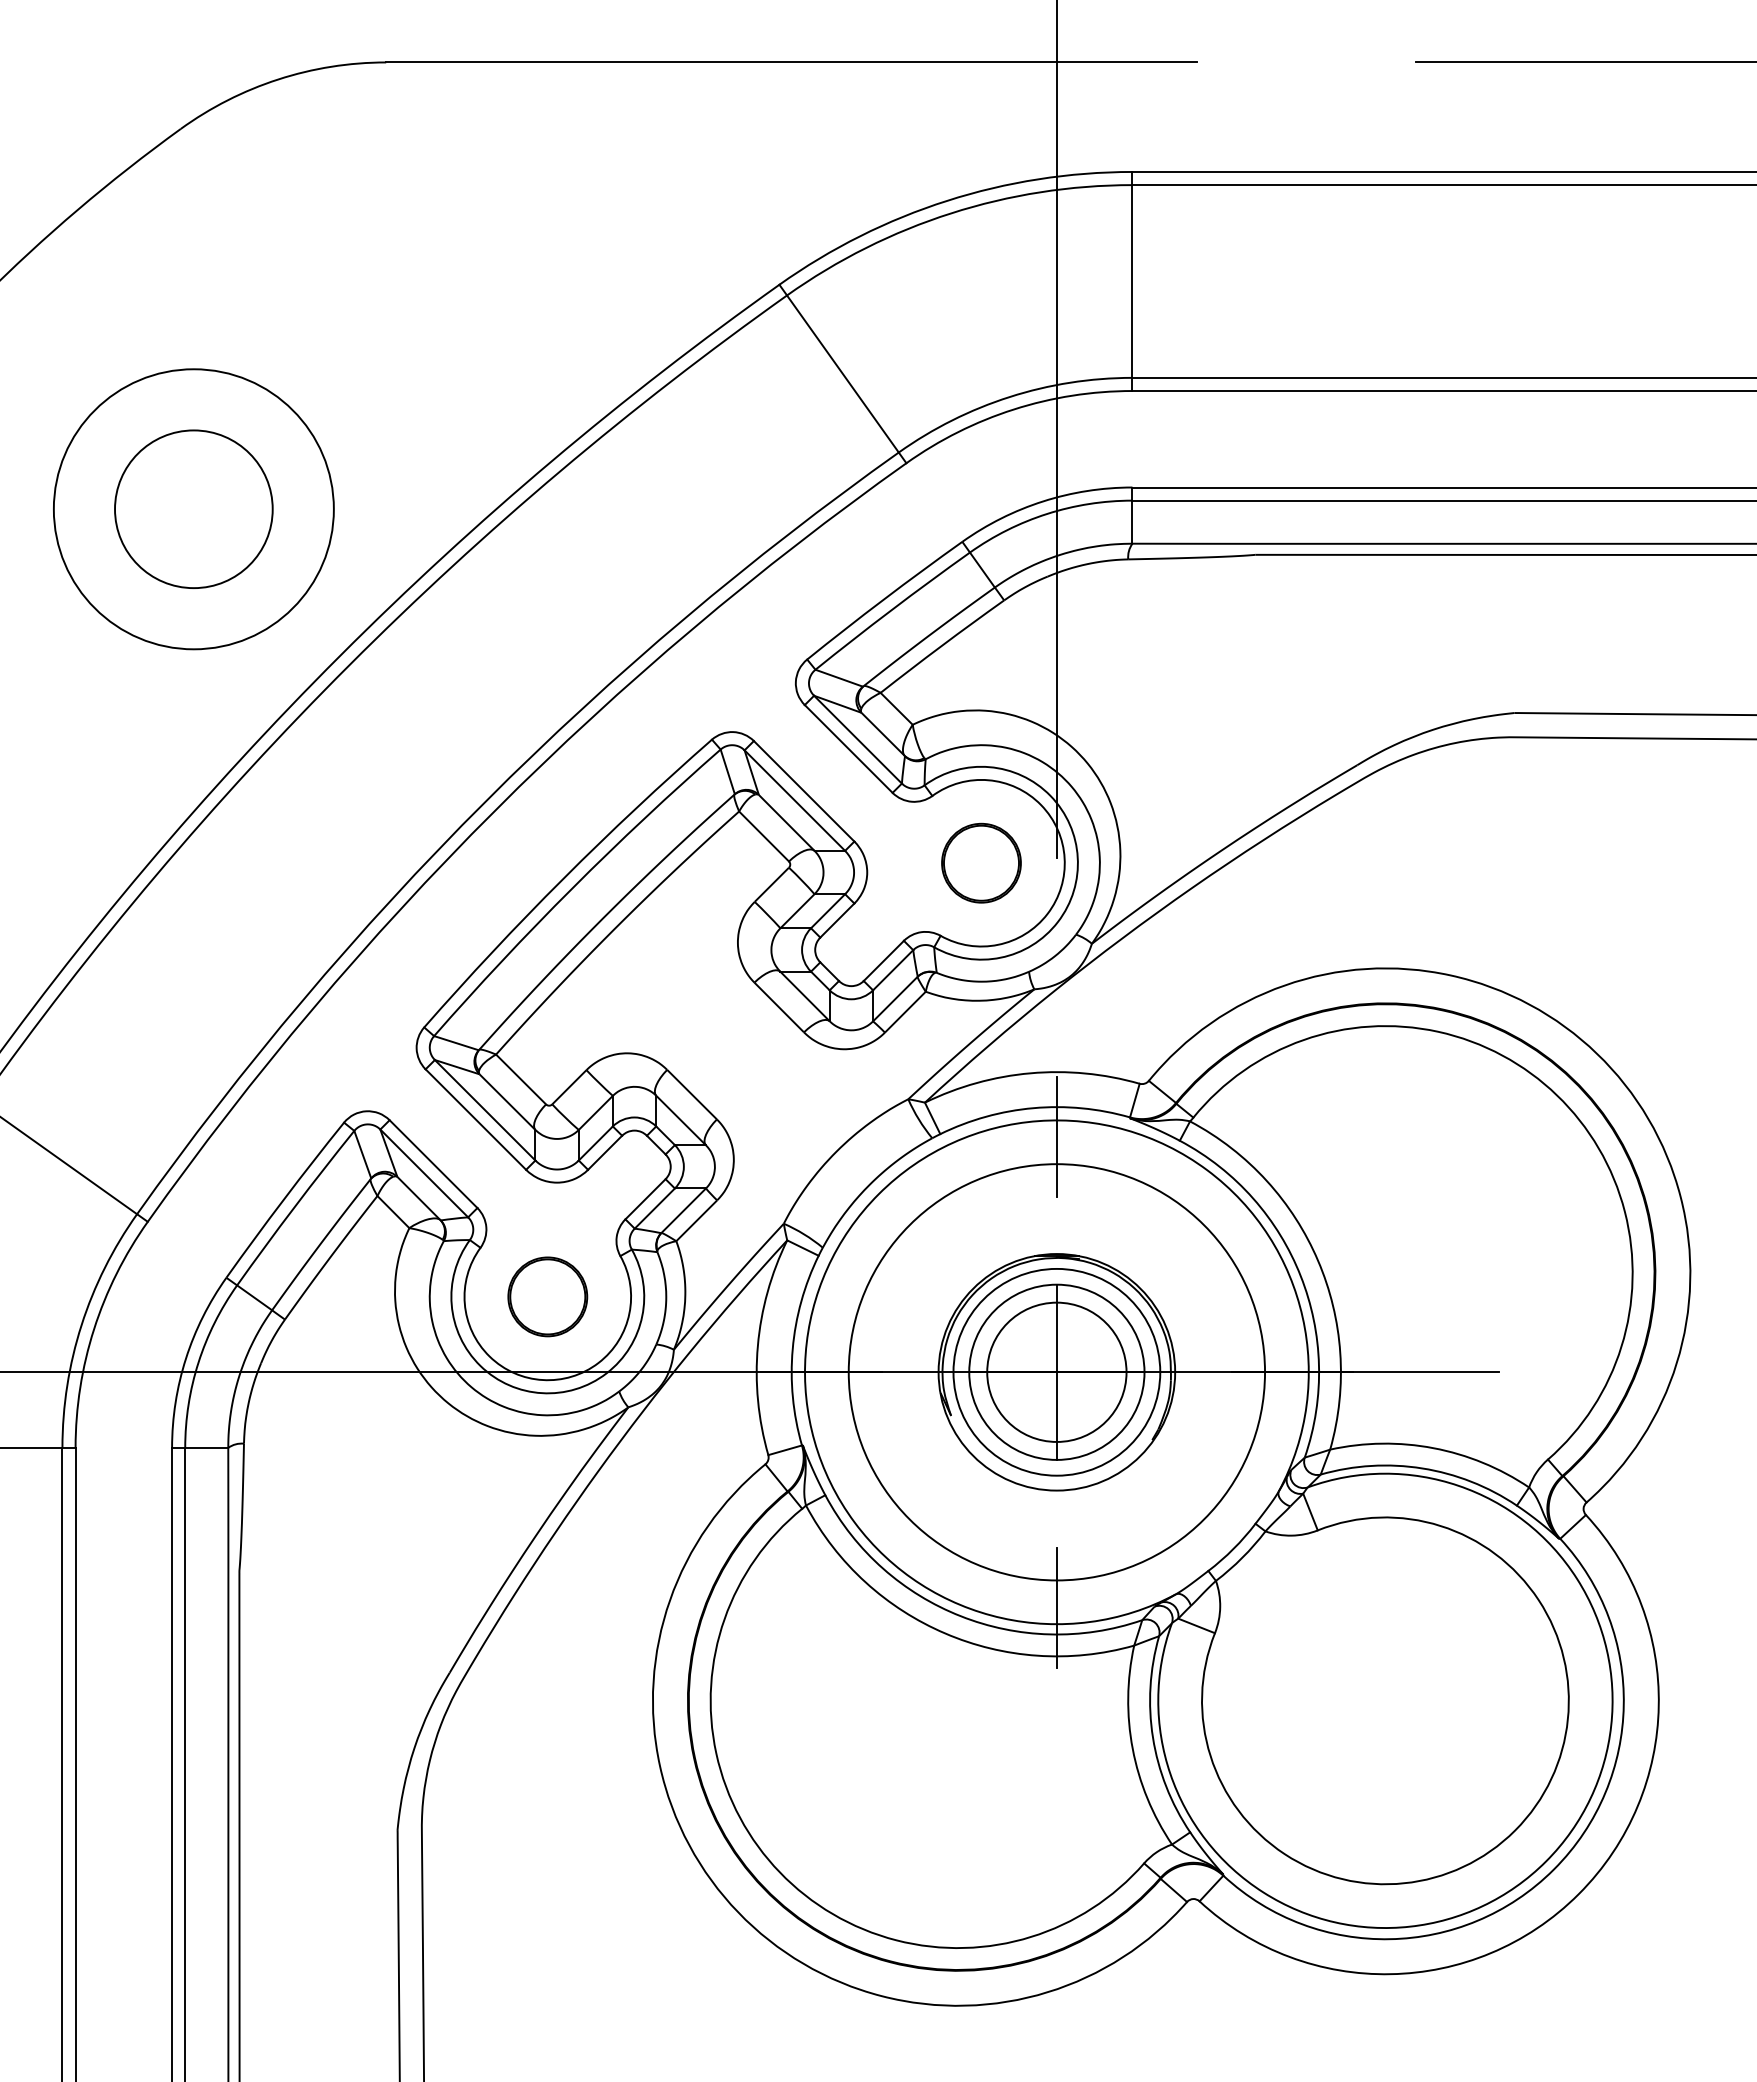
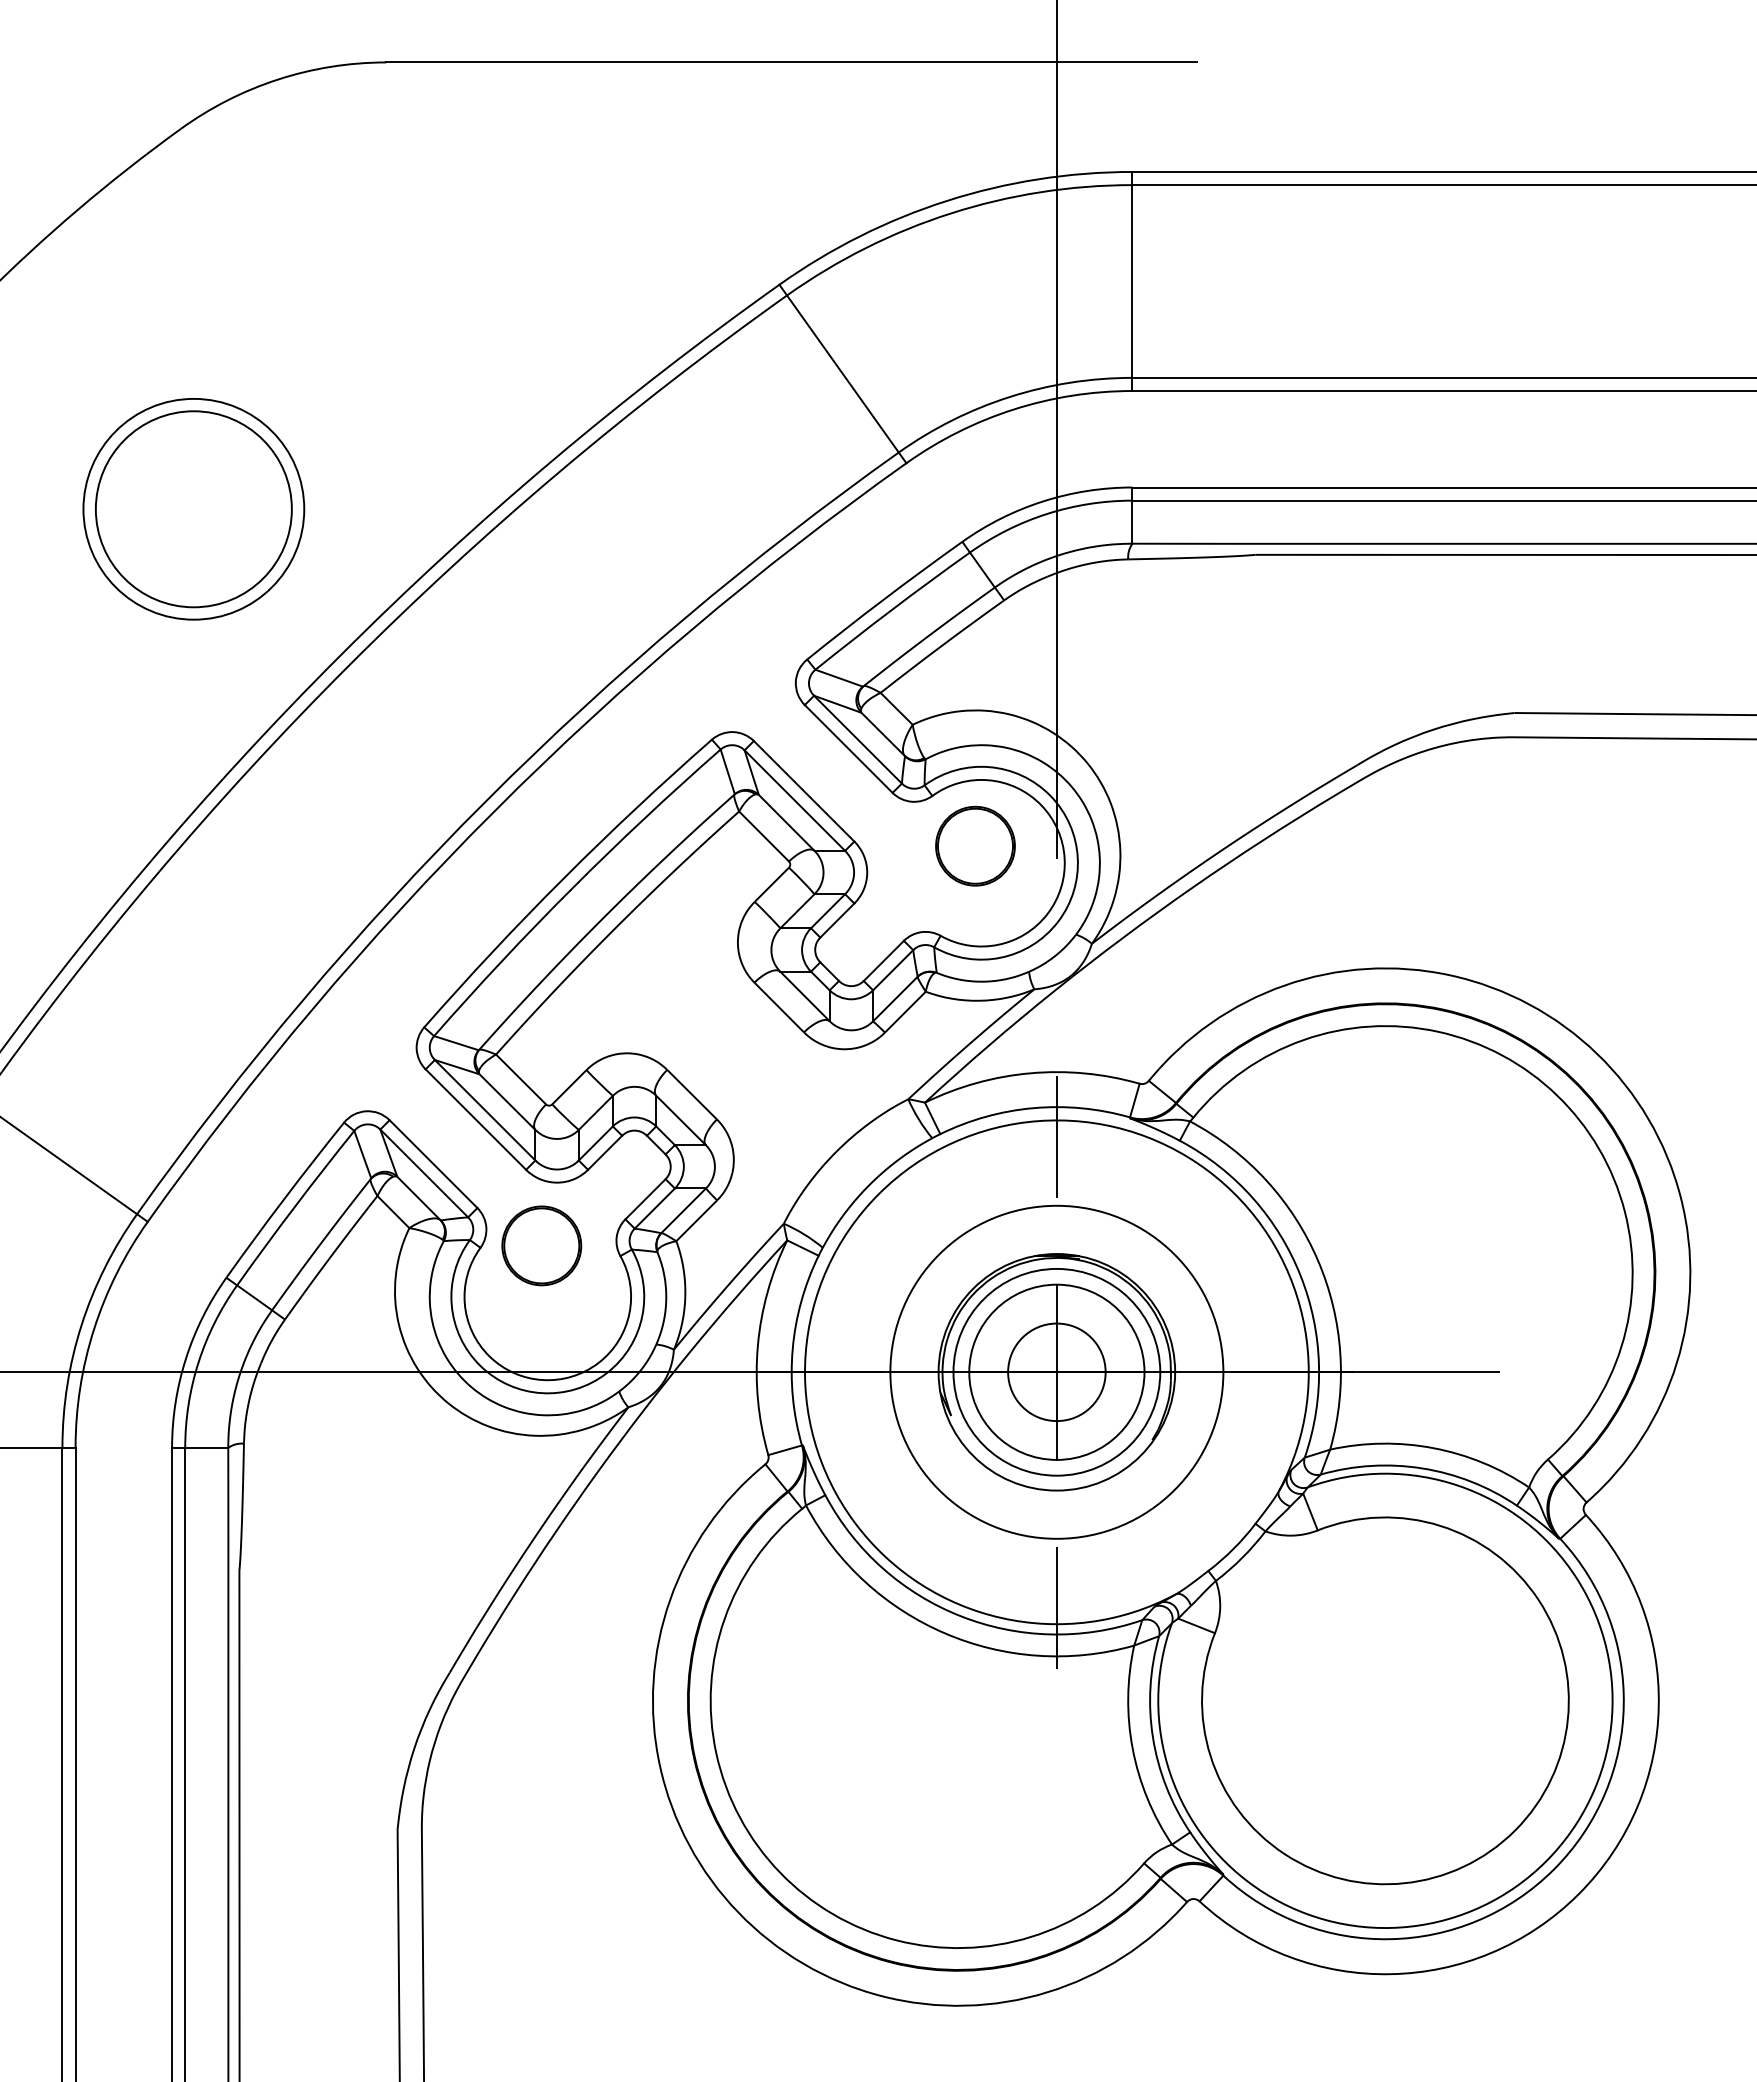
line: present -> none (1584, 62)
circle diameter: 158 px -> 221 px (193, 508)
circle diameter: 280 px -> 196 px (193, 509)
part position: (981, 862) -> (975, 845) (975, 845)
part position: (547, 1296) -> (541, 1245) (541, 1245)
circle diameter: 139 px -> 98 px (1056, 1372)
circle diameter: 416 px -> 333 px (1056, 1371)
